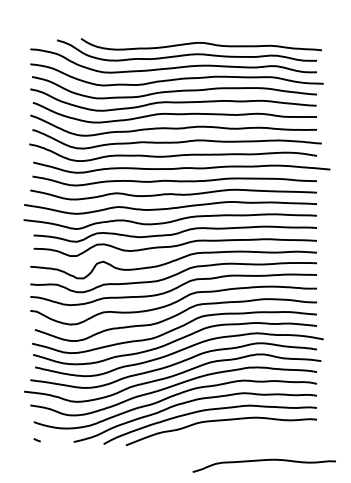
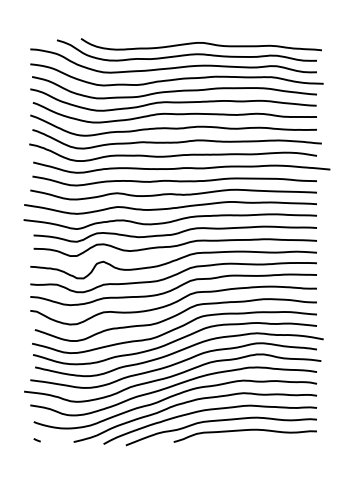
curve position: (263, 461) -> (244, 431) (244, 431)
